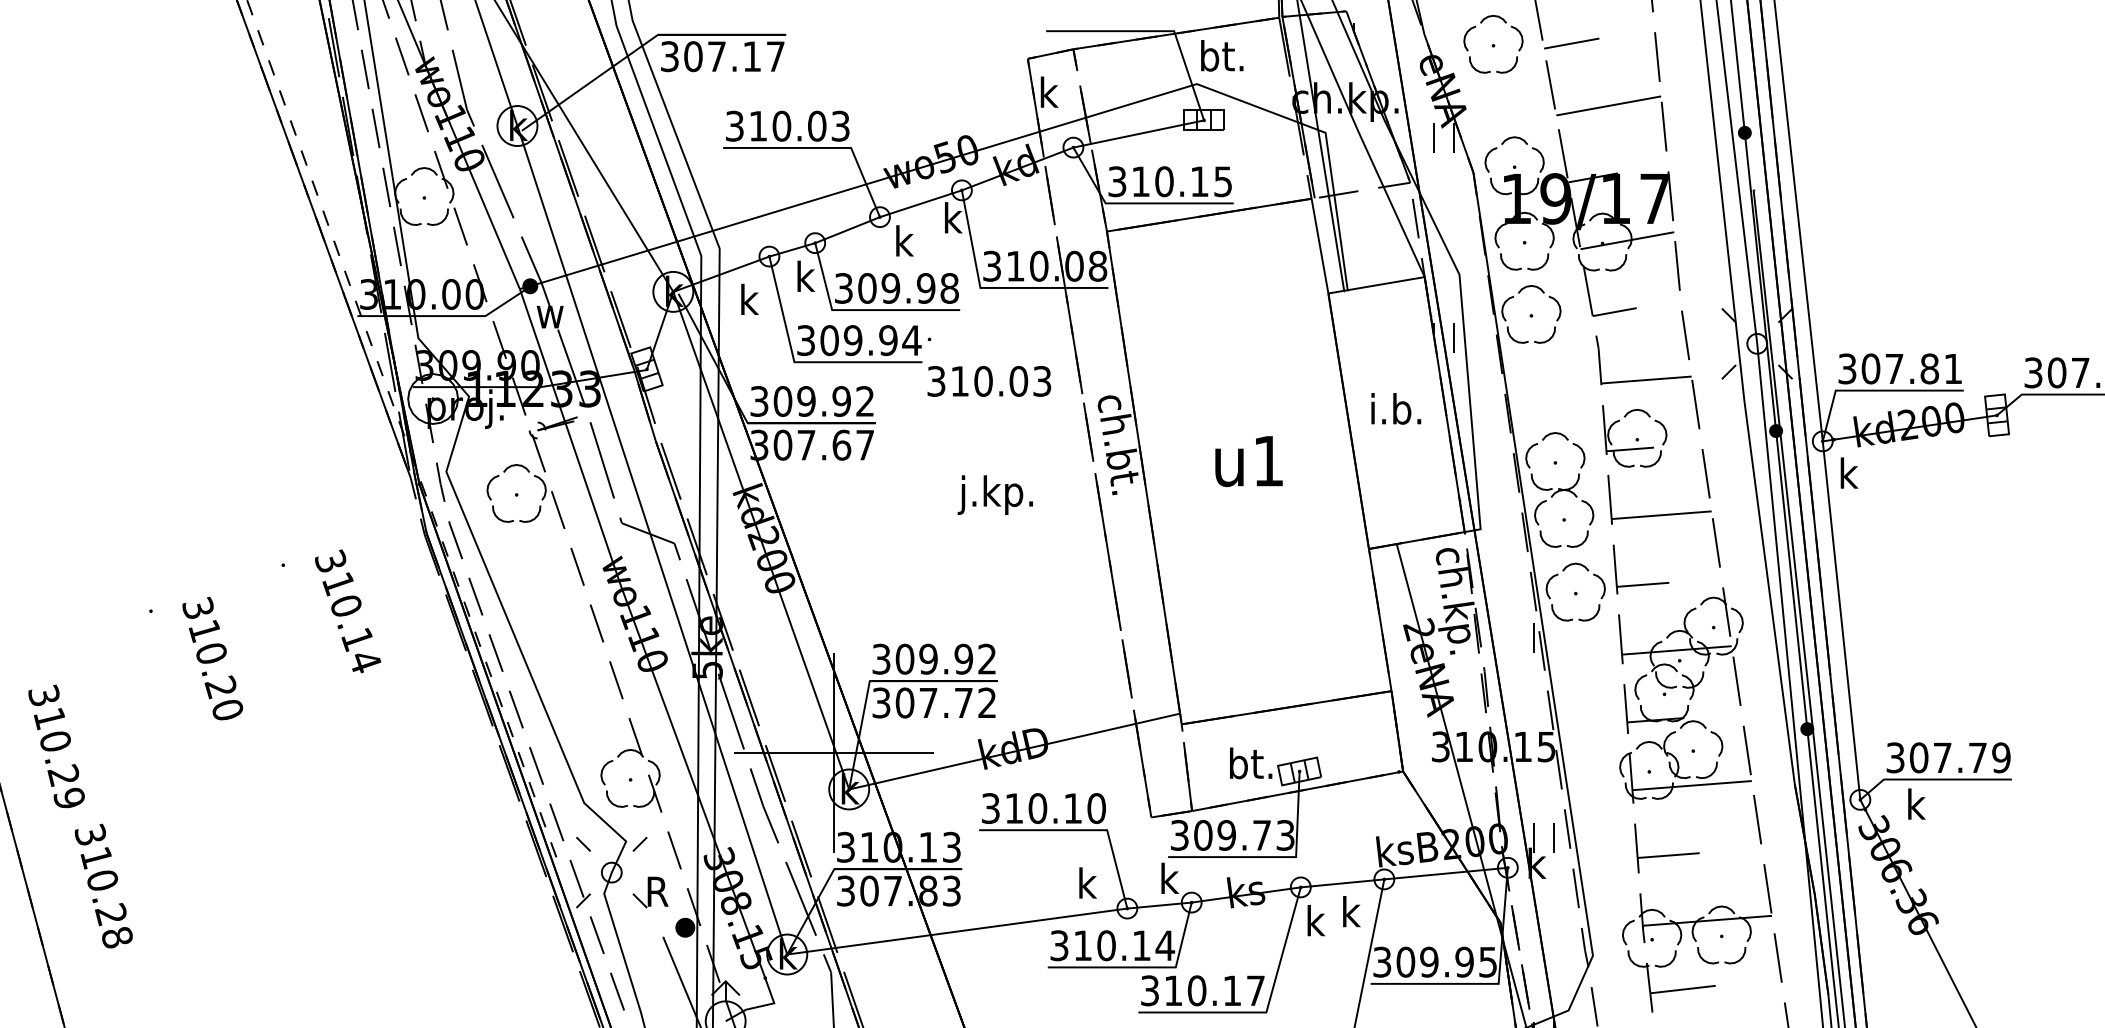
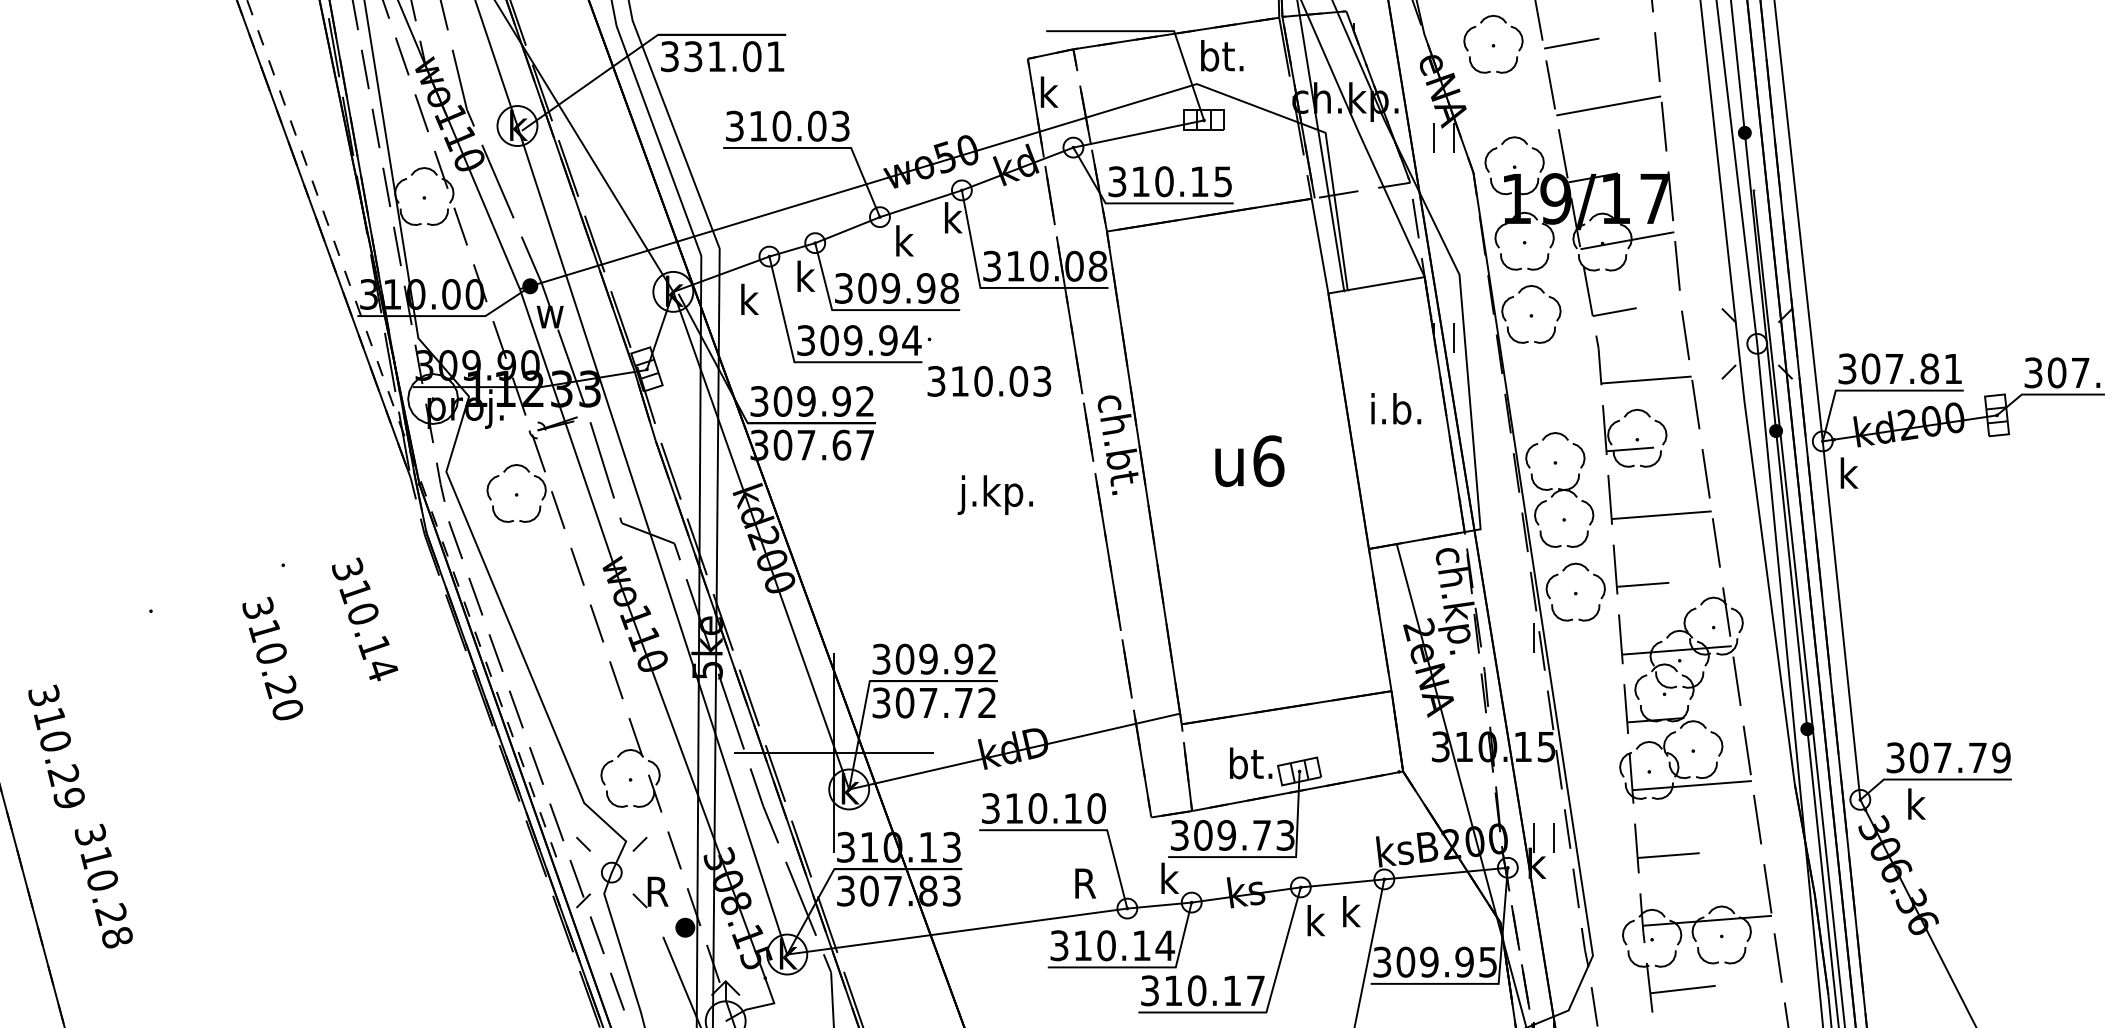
text: 307.17 -> 331.01 (734, 56)
text: u1 -> u6 (1268, 461)
text position: (348, 611) -> (365, 619) (365, 619)
text position: (212, 658) -> (272, 658) (272, 658)
text: k -> R (1085, 882)
